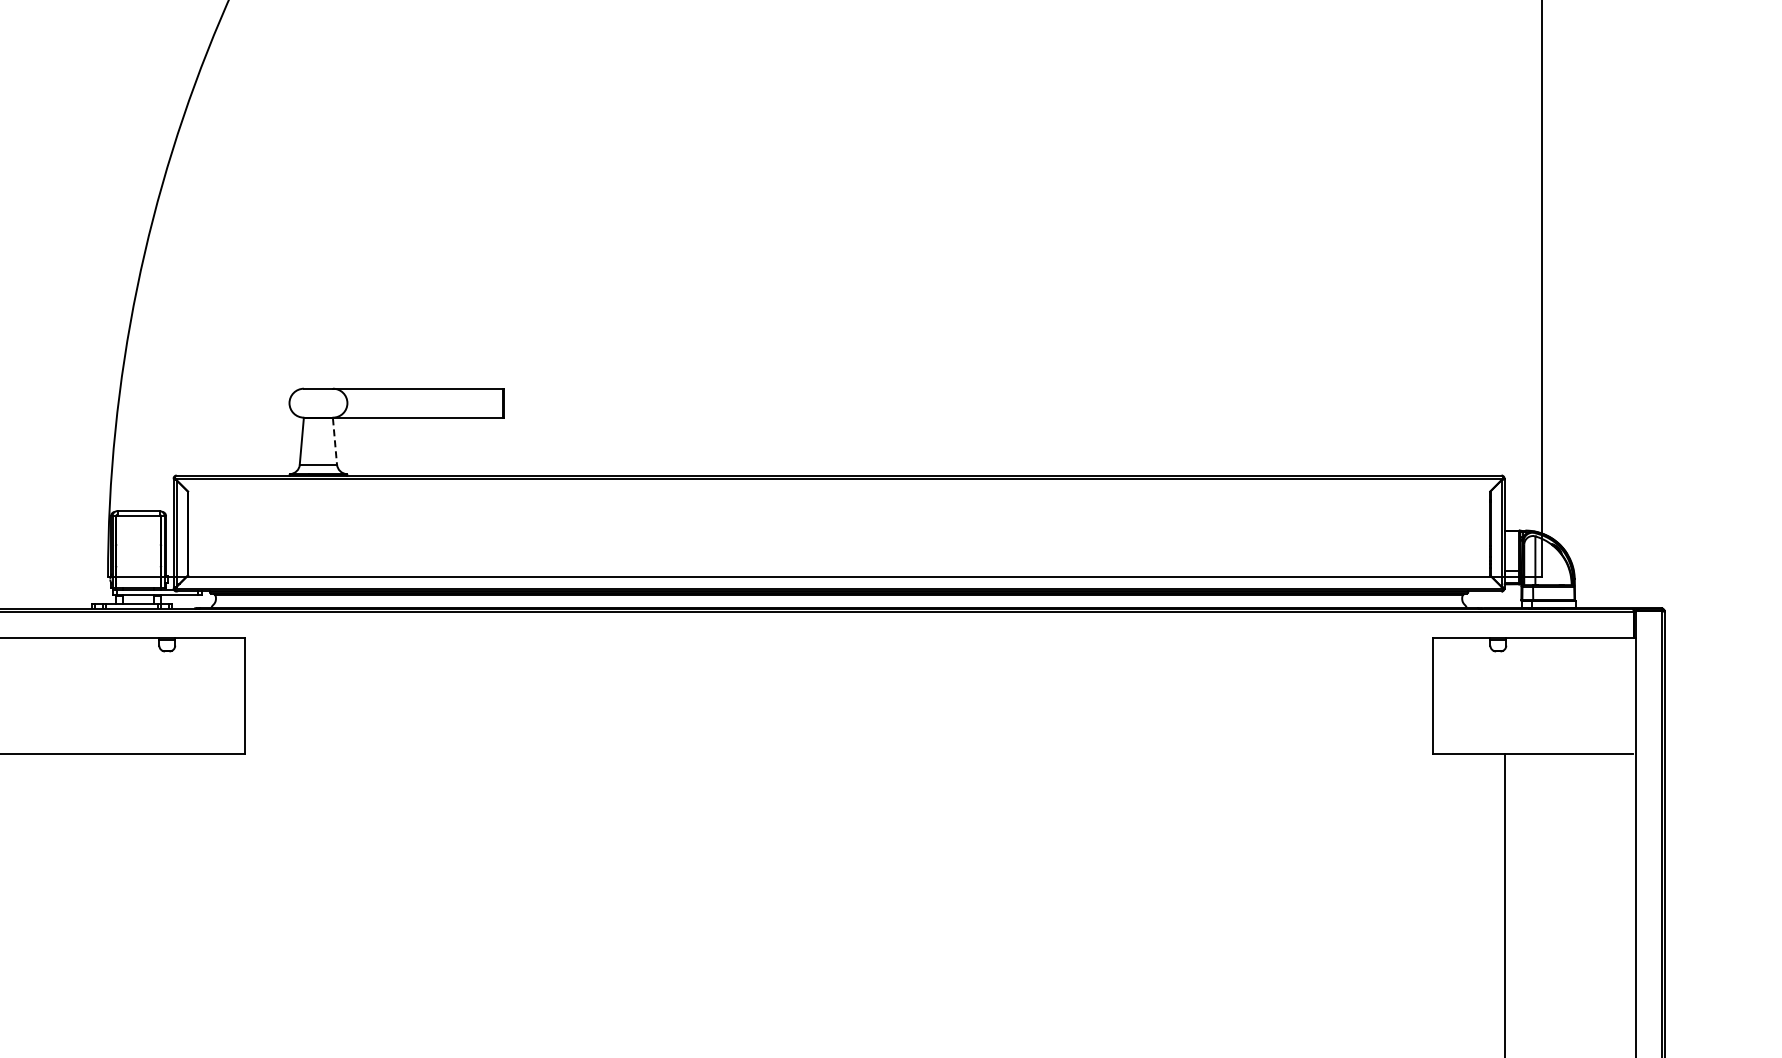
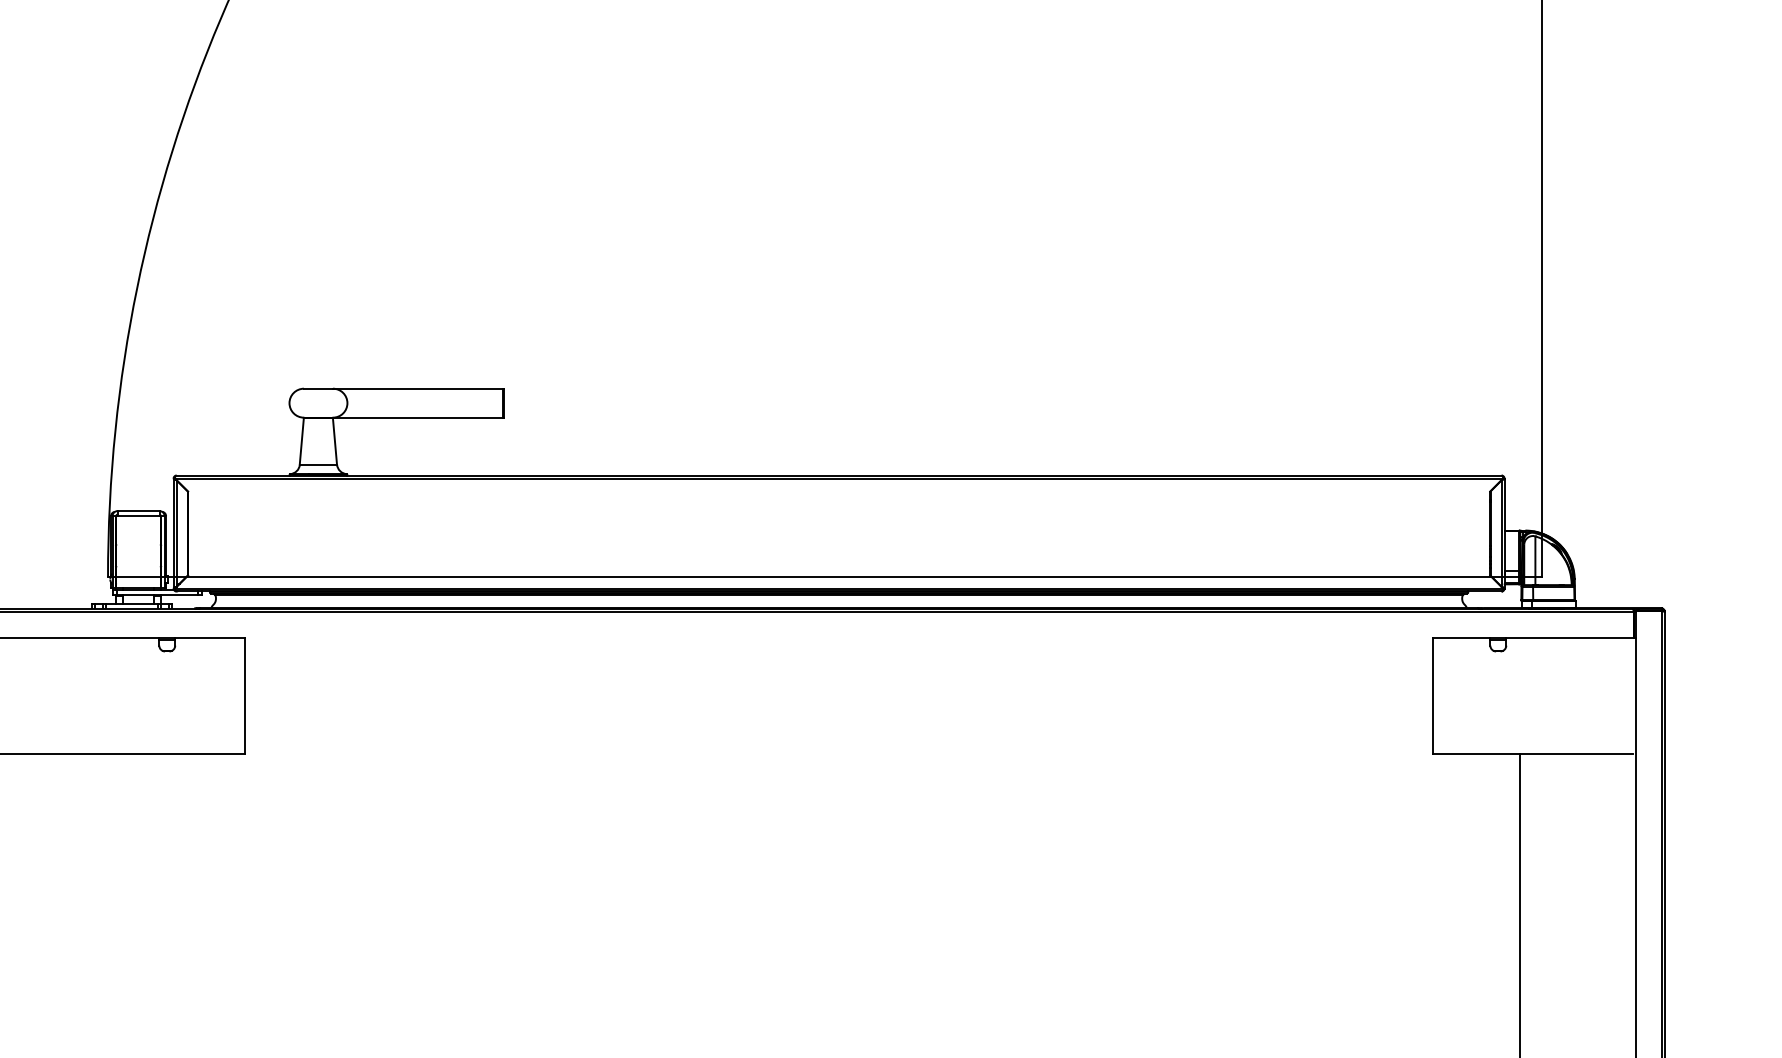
line: dashed -> solid (335, 442)
line position: (1504, 904) -> (1519, 904) (1519, 904)
